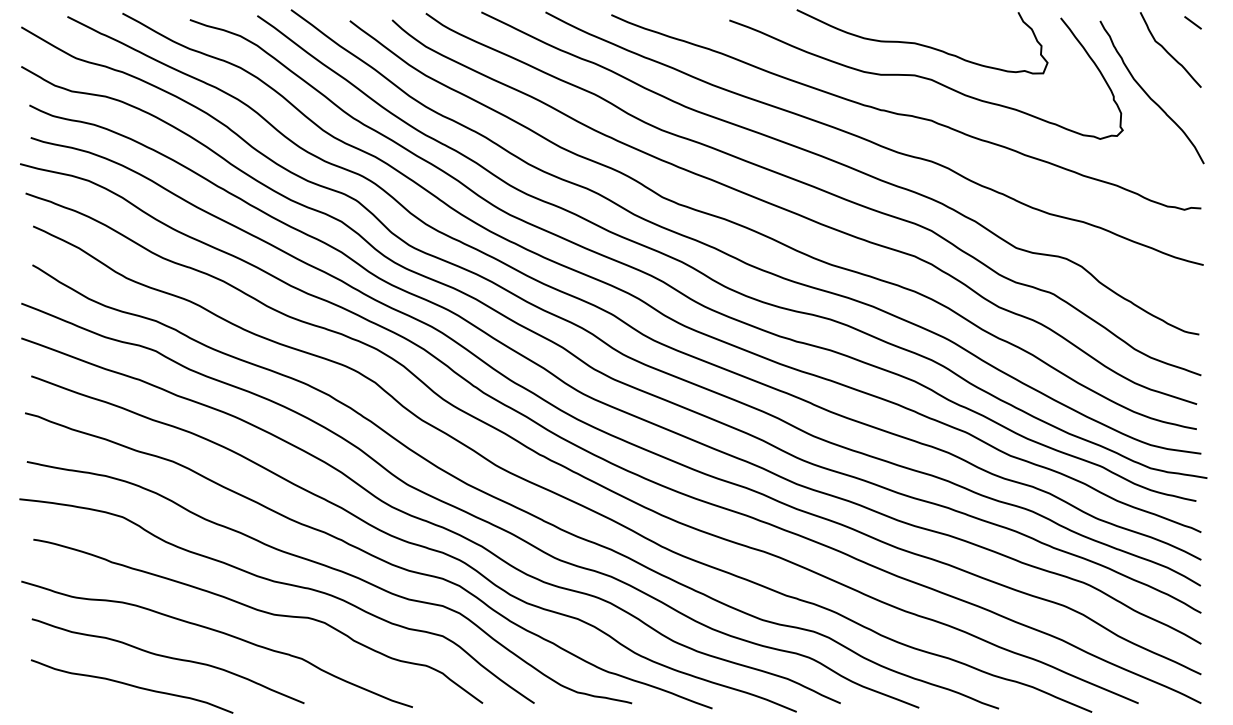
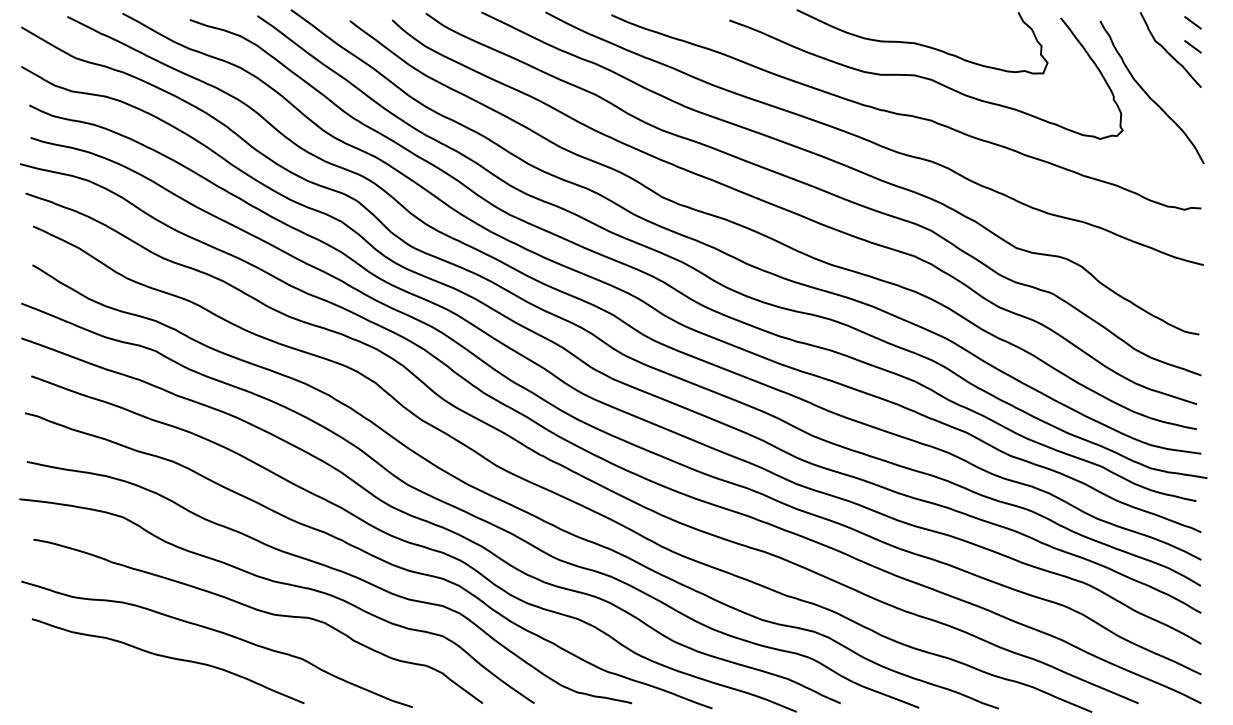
line: none -> present (1192, 46)
curve: present -> none (131, 686)
